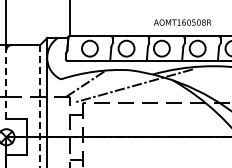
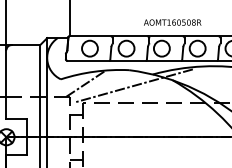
text position: (182, 22) -> (172, 22) (172, 22)
line: dashed -> solid (6, 84)
line: dashed -> solid (40, 106)
